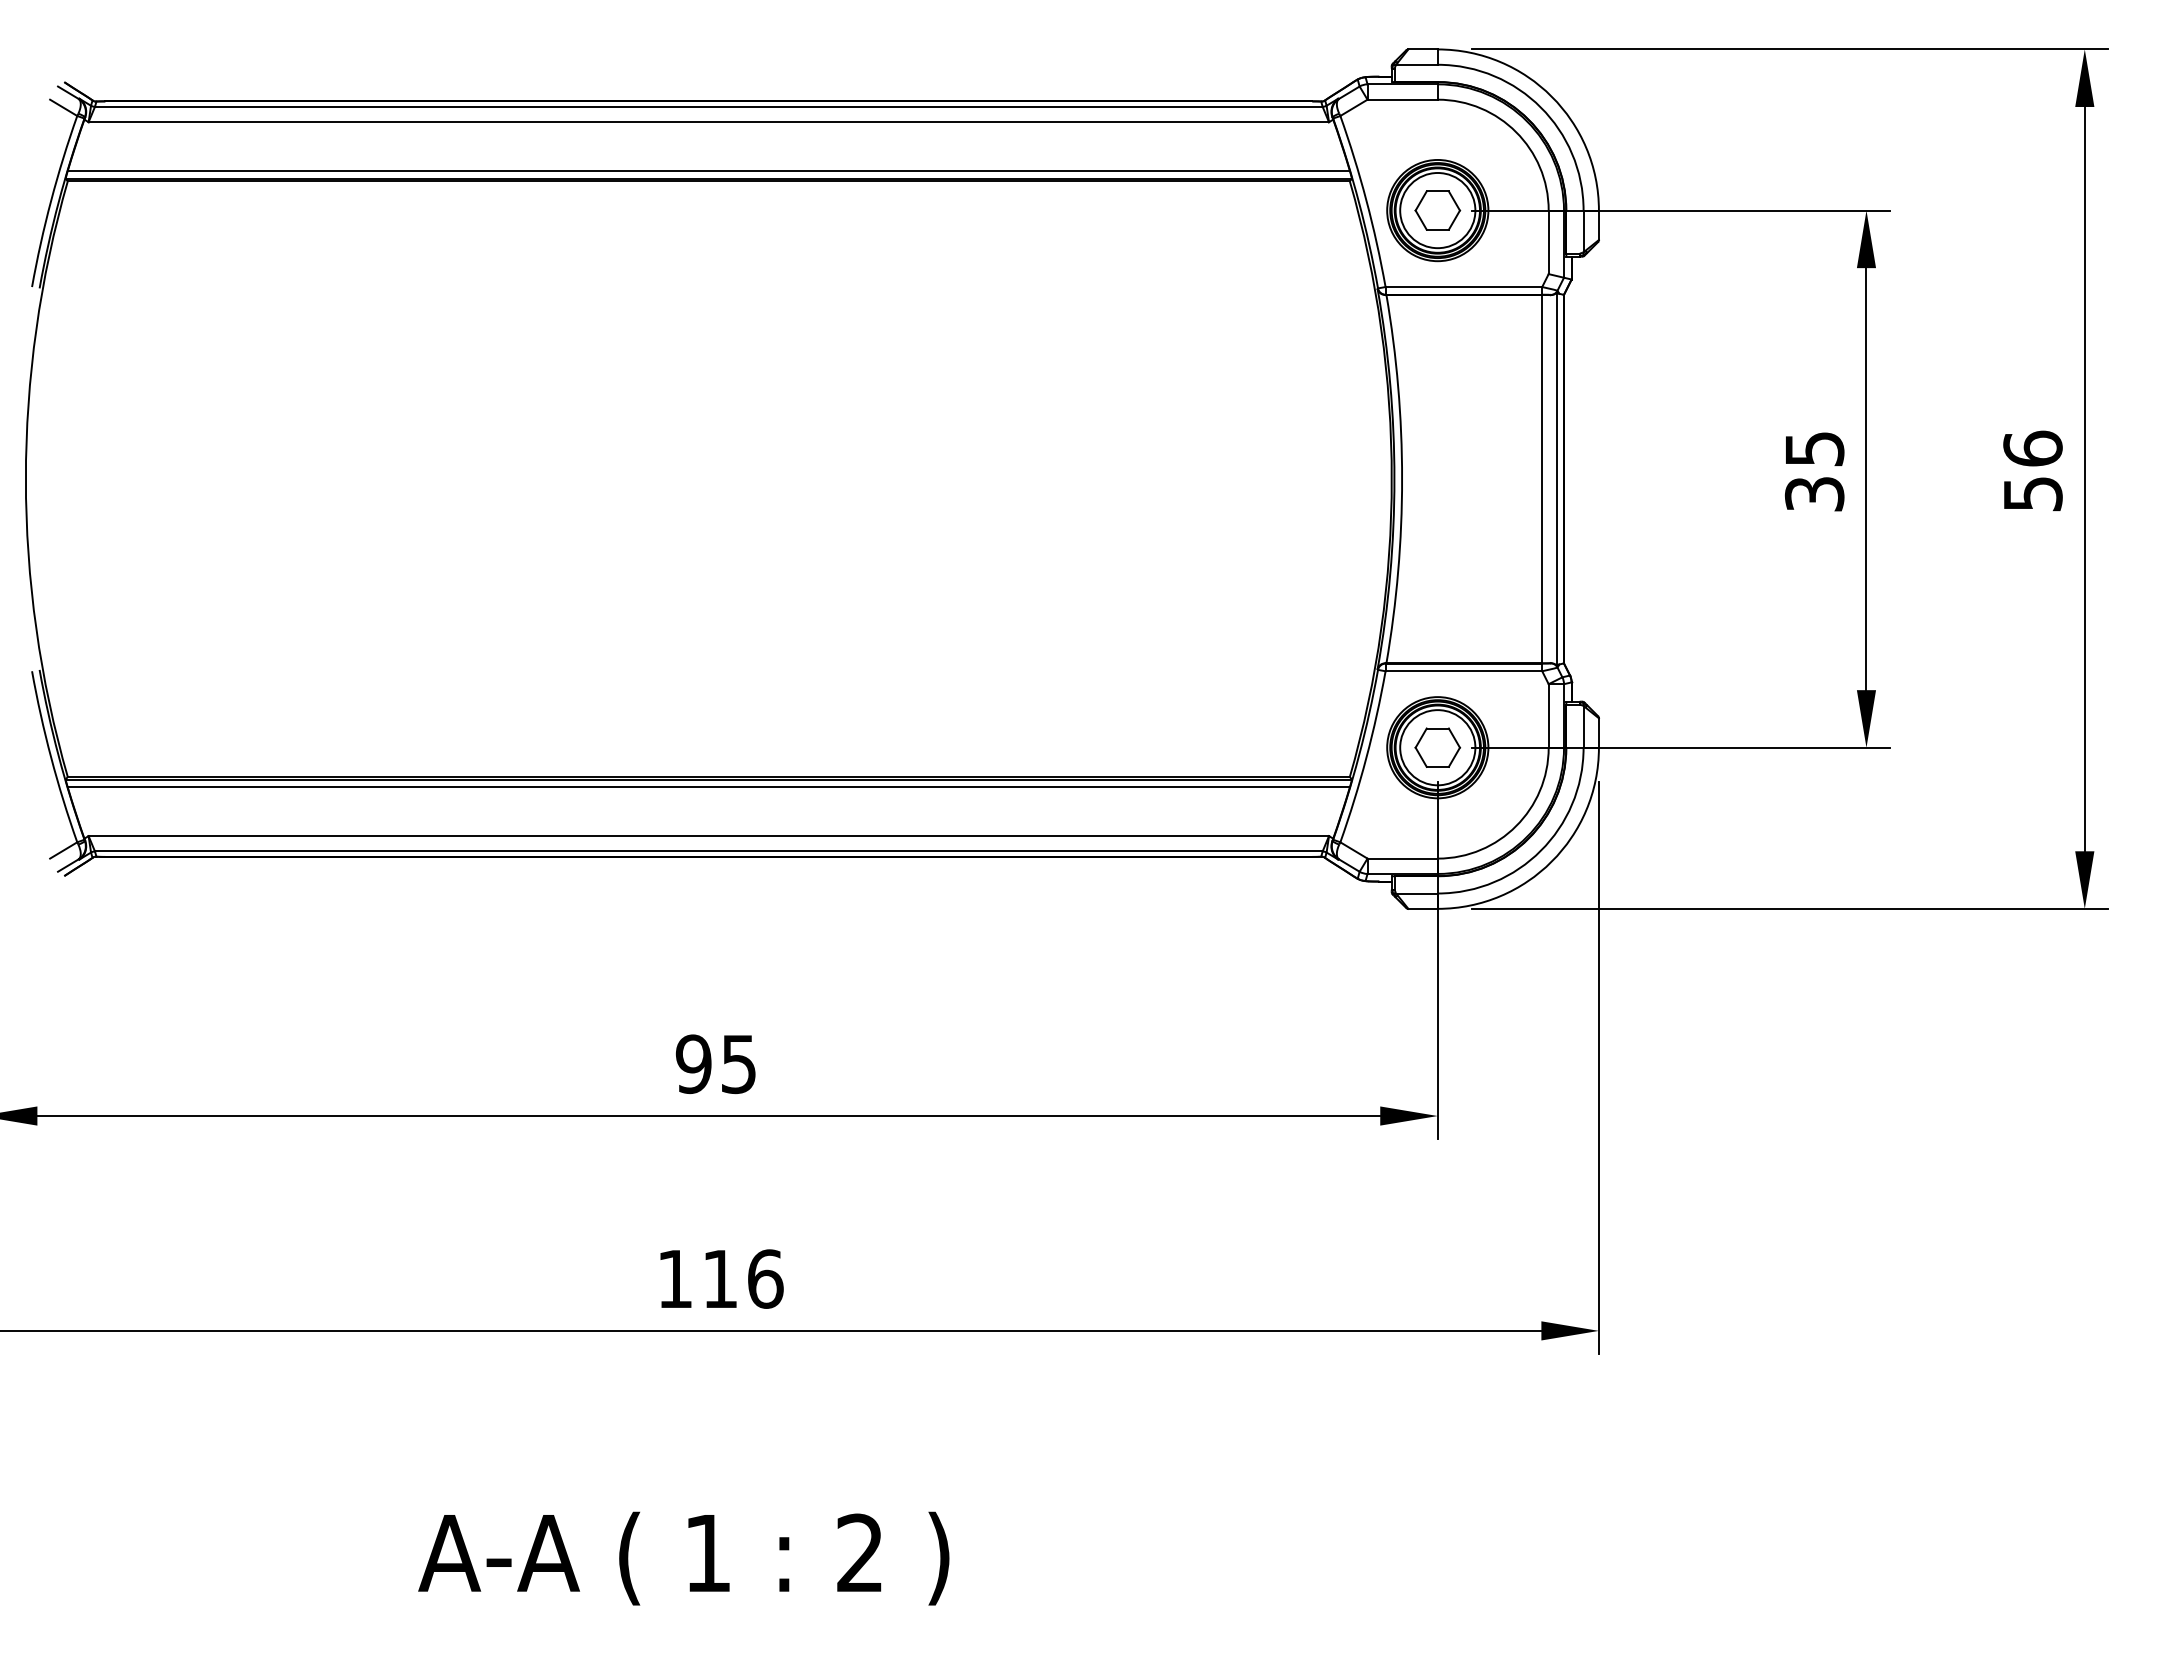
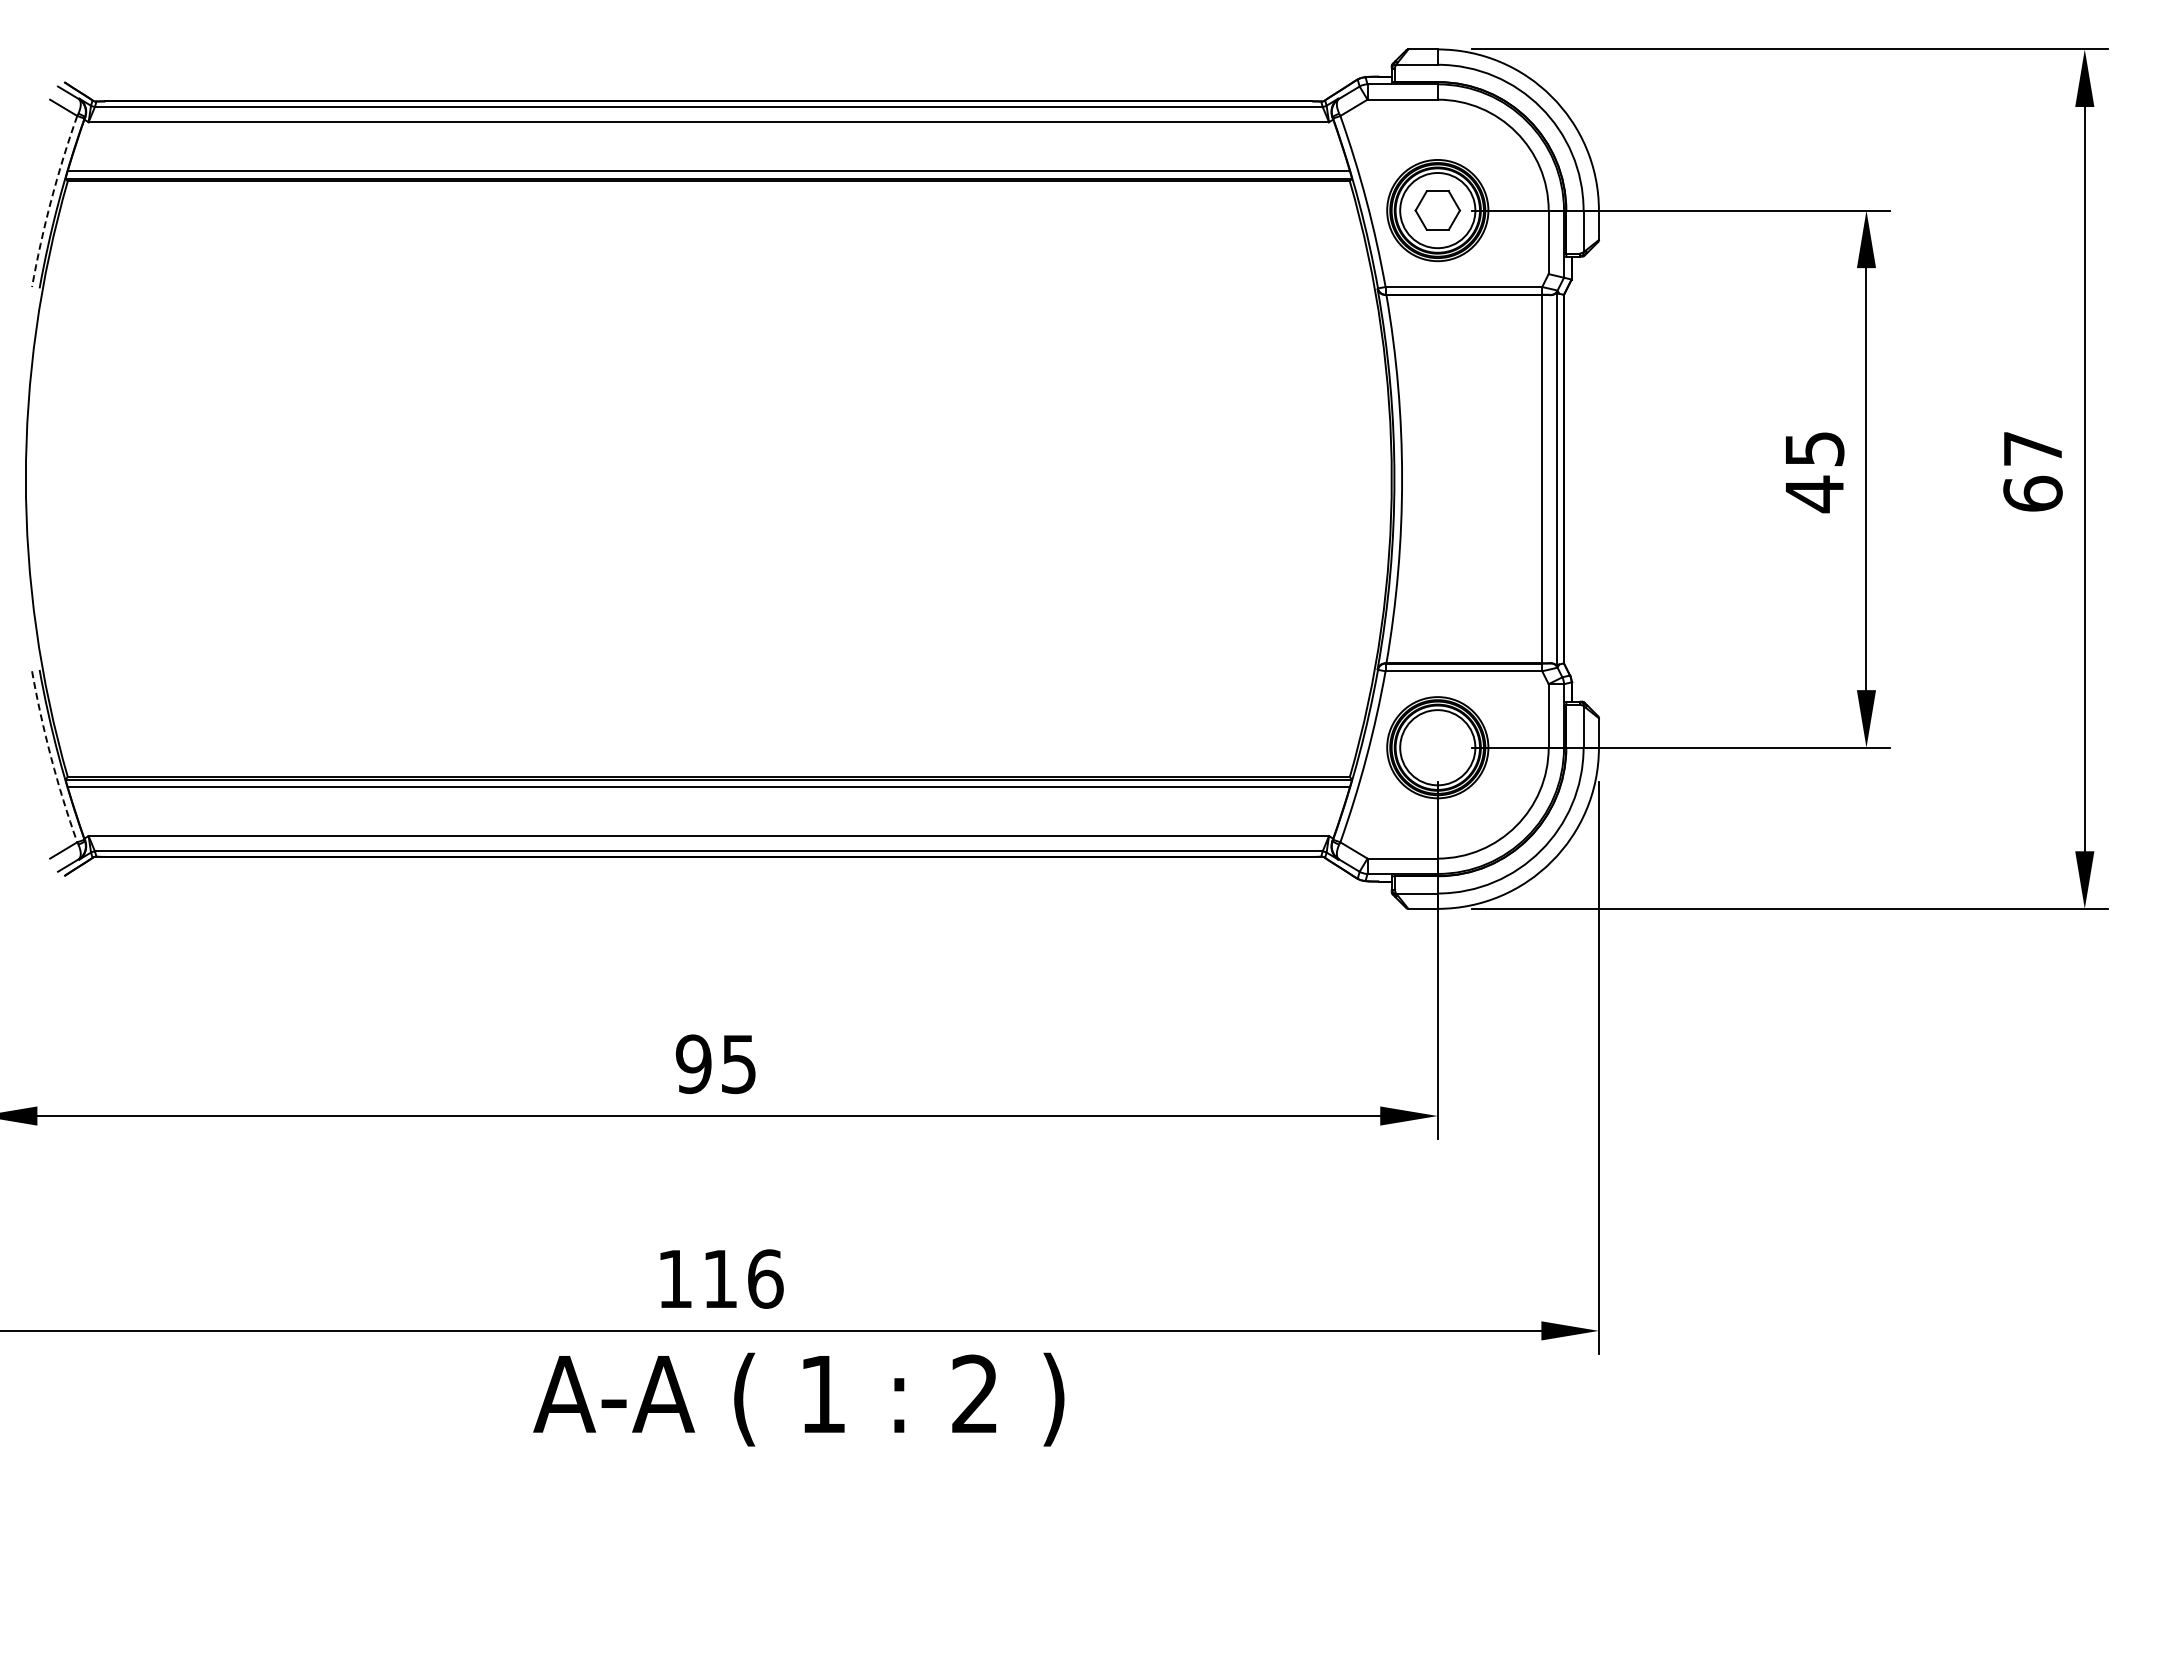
arc: solid -> dashed (51, 200)
text: 56 -> 67 (2032, 470)
text: 35 -> 45 (1814, 494)
part: present -> none (1437, 747)
arc: solid -> dashed (51, 757)
text position: (683, 1558) -> (798, 1399) (798, 1399)
